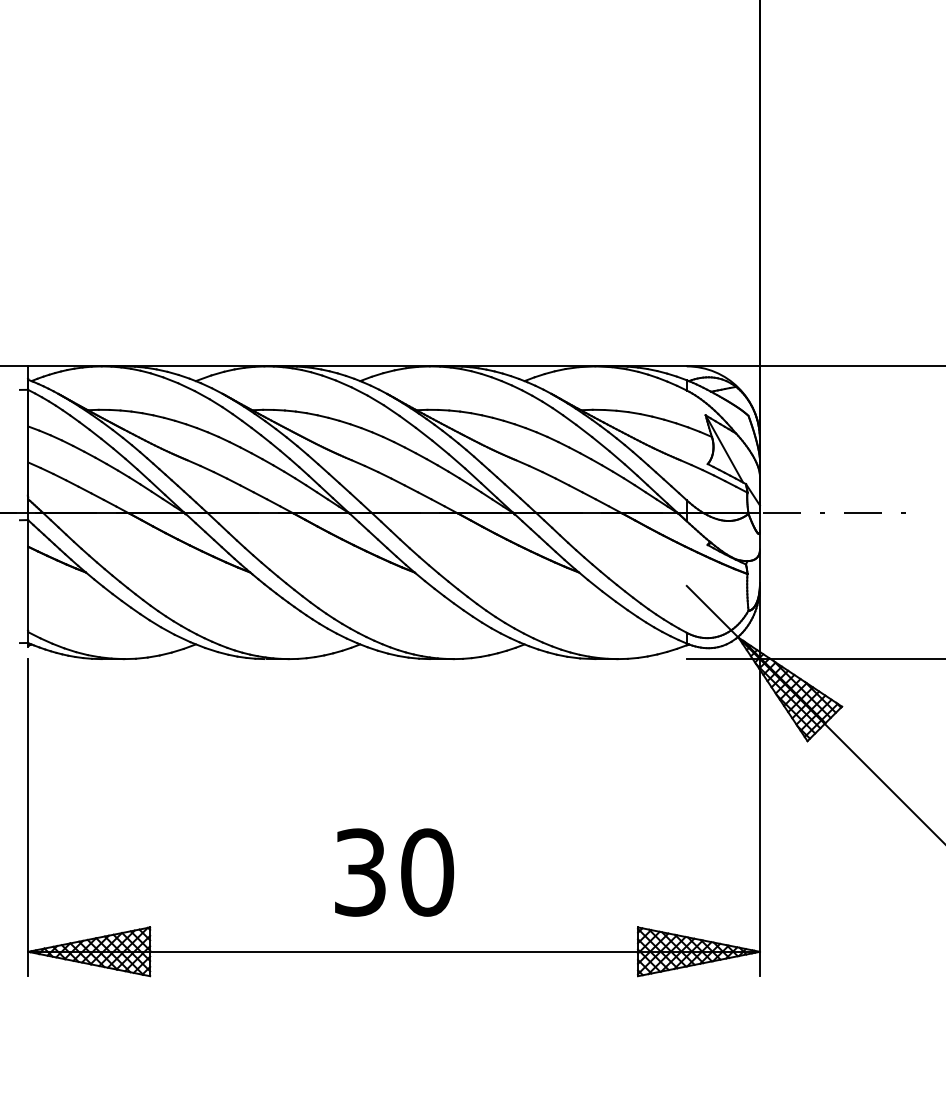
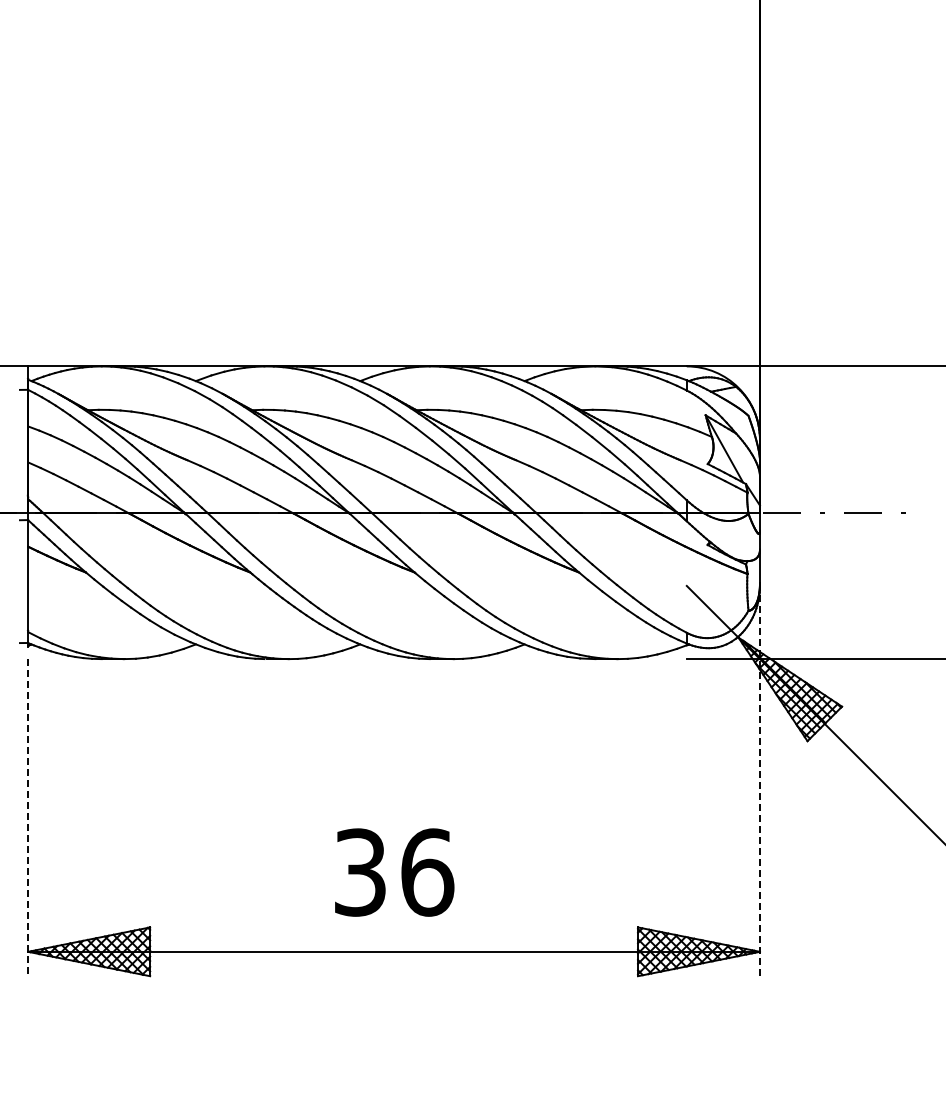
line: solid -> dashed (759, 780)
line: solid -> dashed (28, 817)
text: 30 -> 36 (427, 872)
